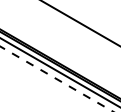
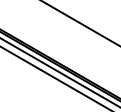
line: dashed -> solid (56, 79)
